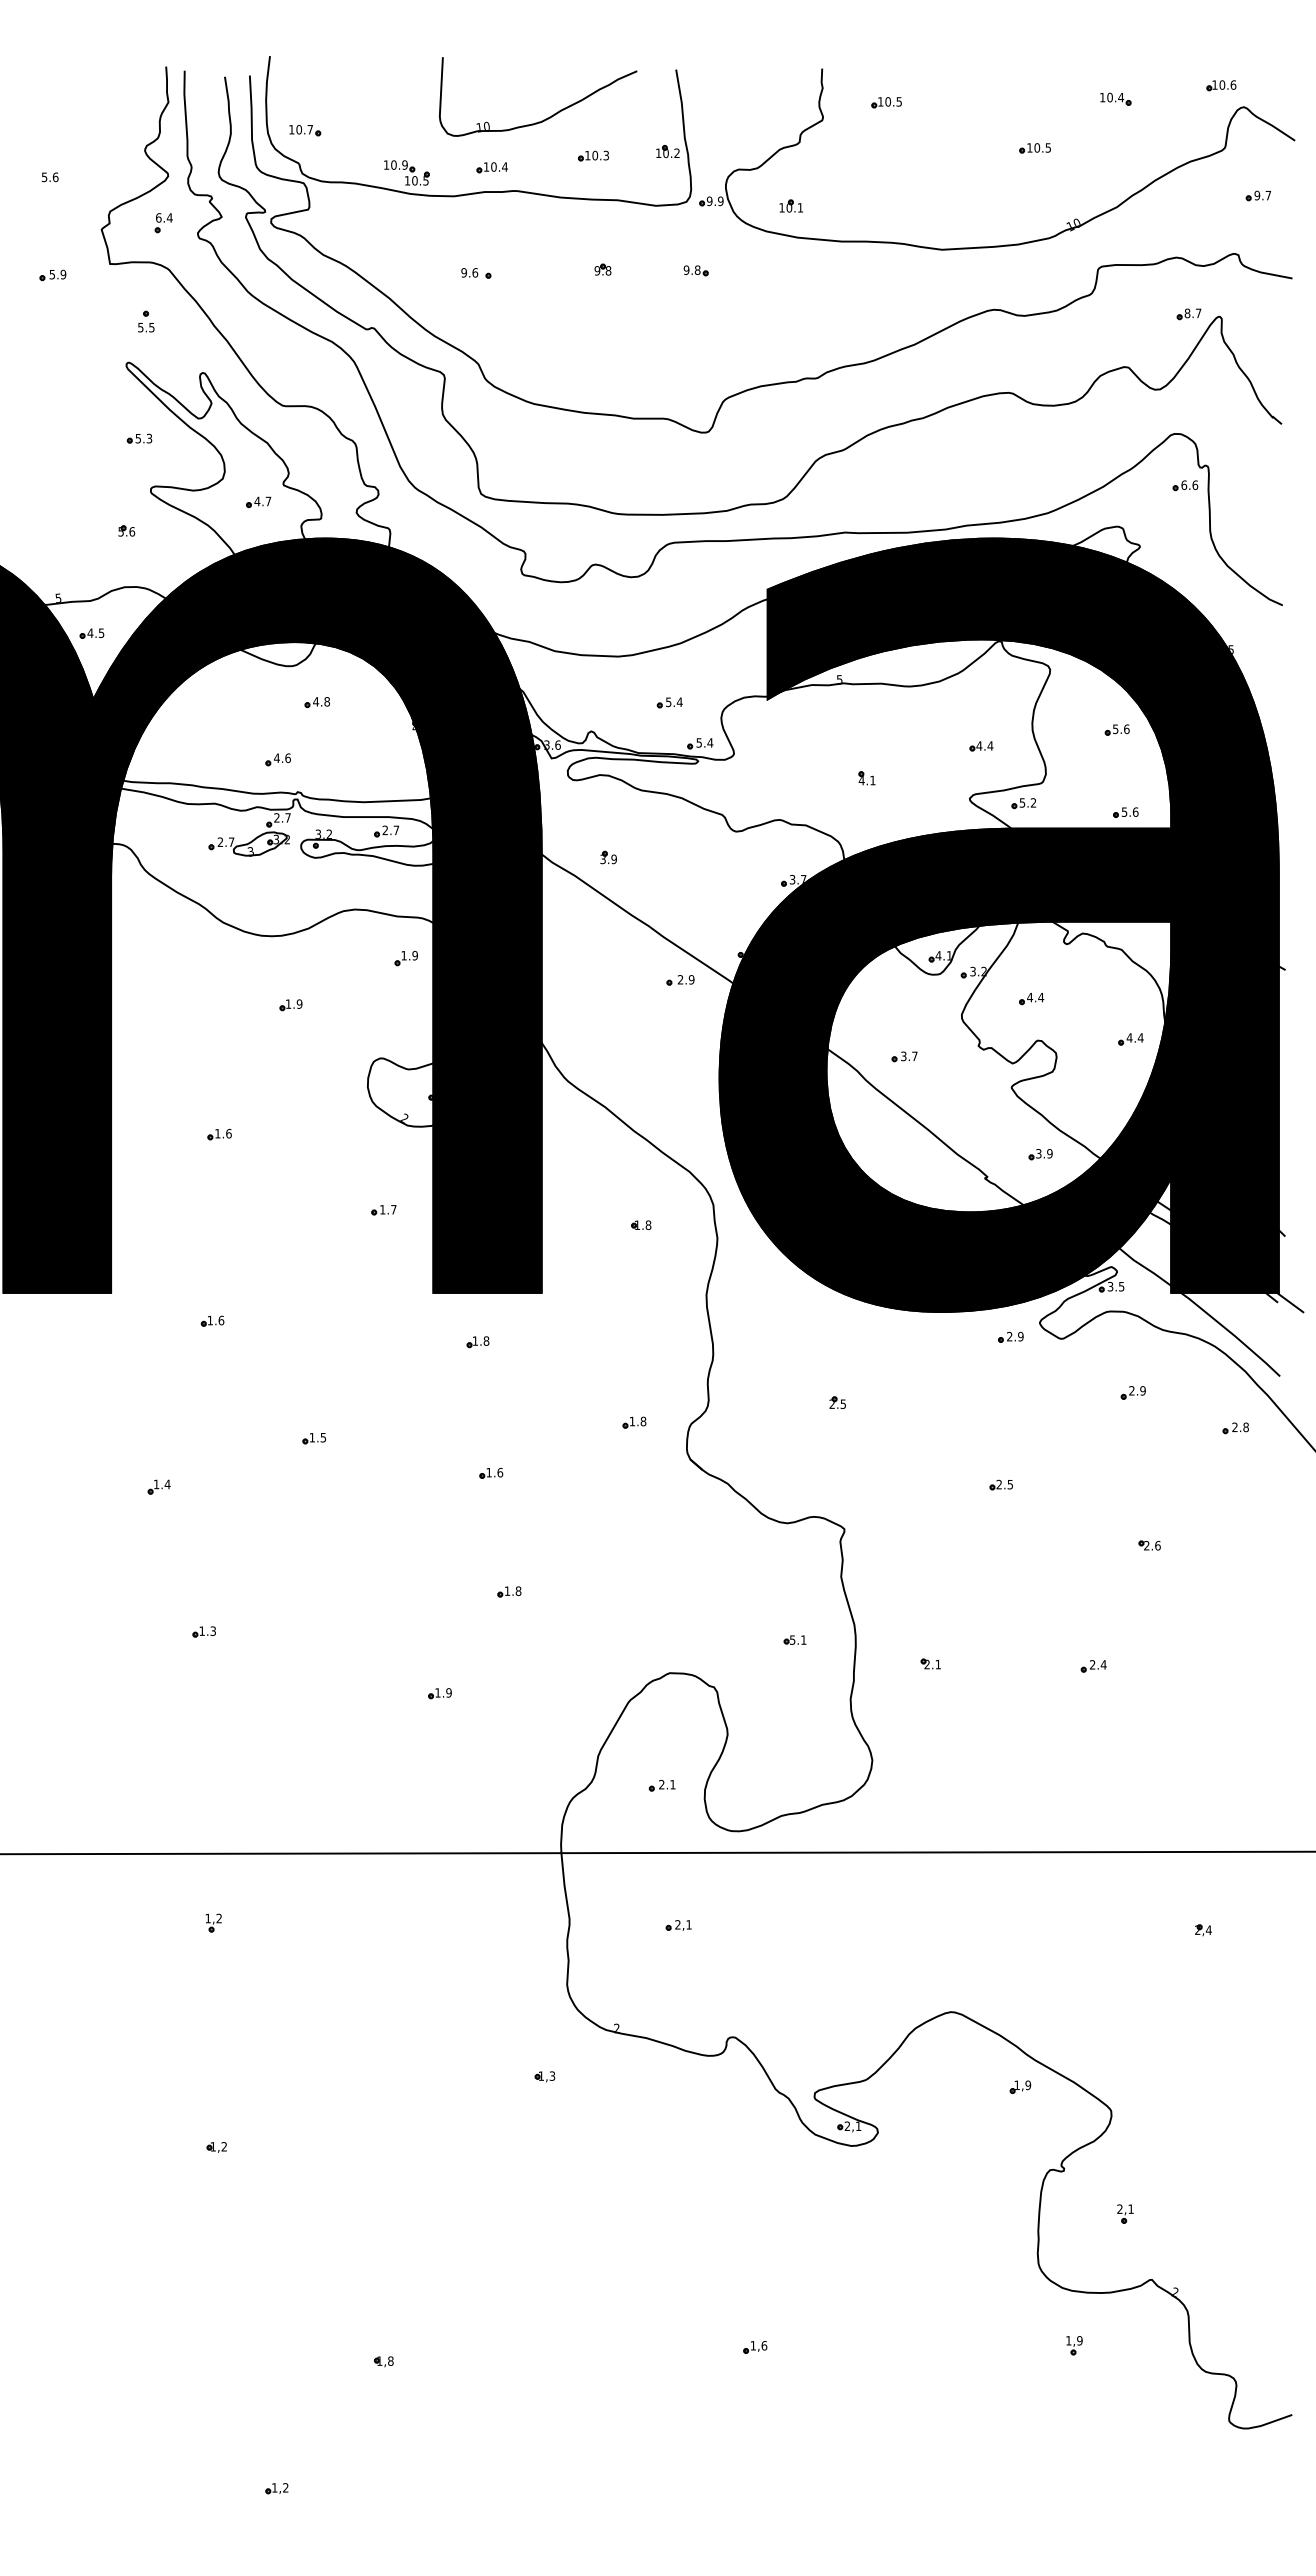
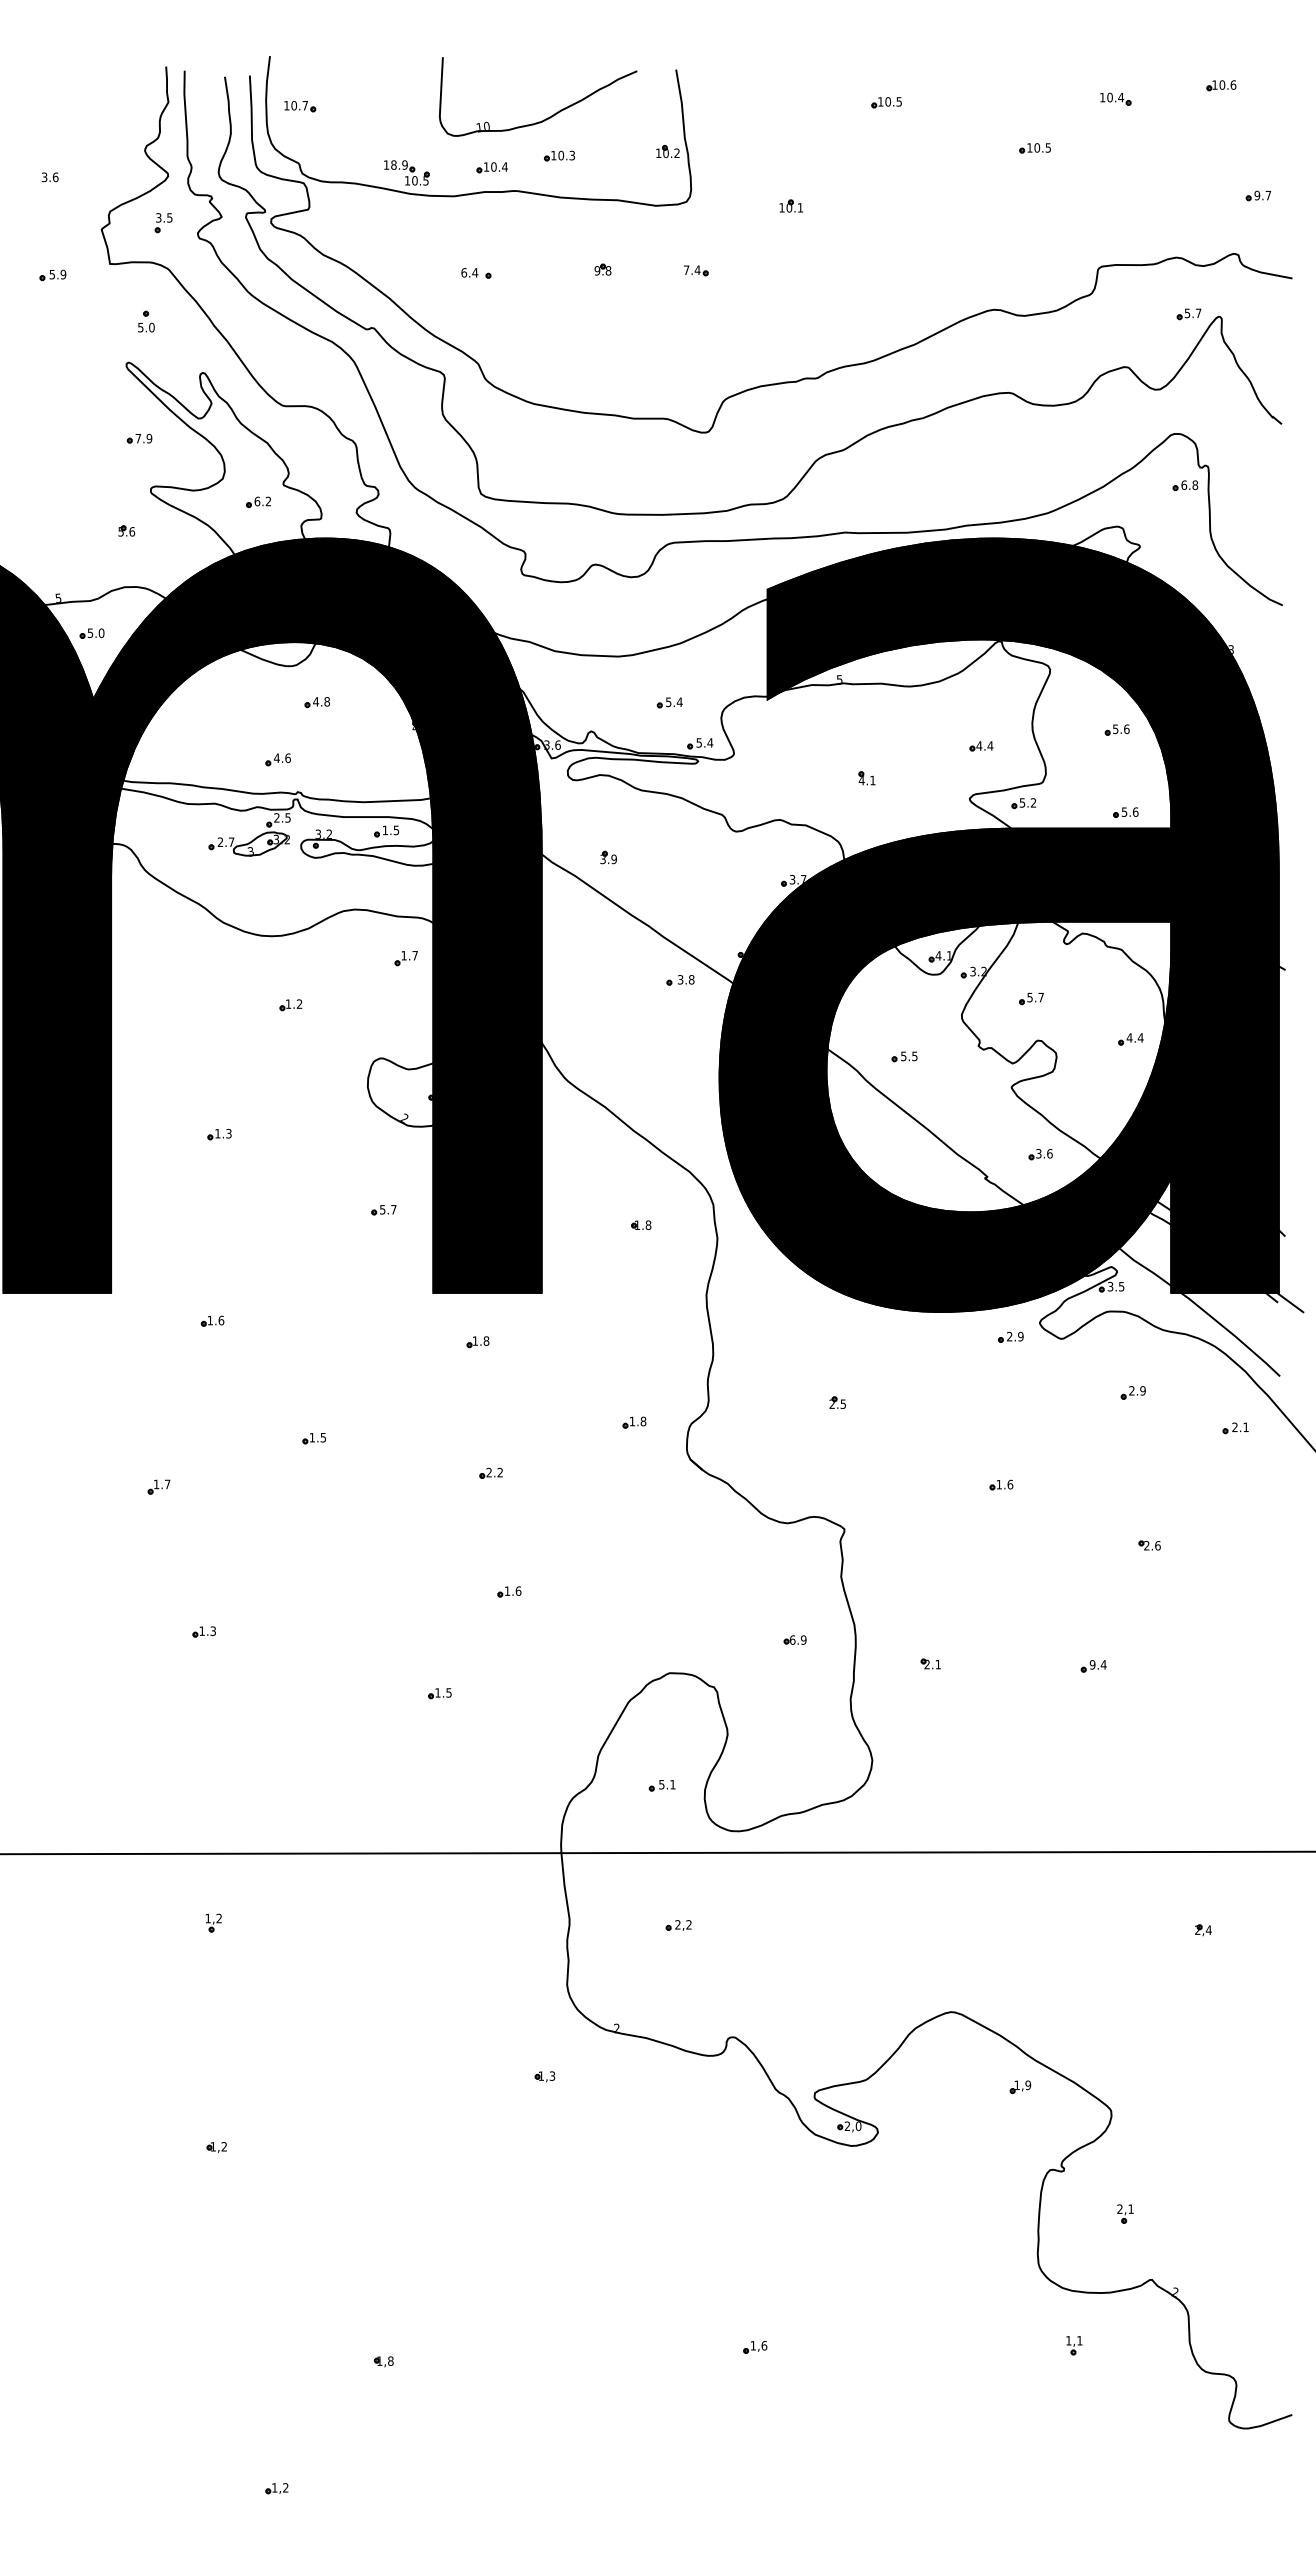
part position: (305, 130) -> (300, 106) (300, 106)
part position: (592, 155) -> (558, 155) (558, 155)
text: 10.9 -> 18.9 (393, 164)
text: 5.6 -> 3.6 (44, 176)
text: 6.4 -> 3.5 (164, 217)
part: present -> none (1005, 244)
text: 9.8 -> 7.4 (691, 269)
text: 9.6 -> 6.4 (469, 272)
text: 8.7 -> 5.7 (1187, 313)
text: 5.5 -> 5.0 (151, 327)
text: 5.3 -> 7.9 (143, 438)
text: 6.6 -> 6.8 (1195, 484)
text: 4.7 -> 6.2 (262, 501)
text: 4.5 -> 5.0 (95, 633)
text: 6.5 -> 5.3 (1230, 649)
text: 2.7 -> 2.5 (287, 817)
text: 2.7 -> 1.5 (390, 830)
text: 1.9 -> 1.7 (414, 955)
text: 2.9 -> 3.8 (685, 979)
text: 4.4 -> 5.7 (1035, 997)
text: 1.9 -> 1.2 (299, 1003)
text: 3.7 -> 5.5 (909, 1056)
text: 1.6 -> 1.3 (228, 1133)
text: 3.9 -> 3.6 (1049, 1153)
text: 1.7 -> 5.7 (382, 1209)
text: 2.8 -> 2.1 (1245, 1427)
text: 1.6 -> 2.2 (494, 1472)
text: 1.4 -> 1.7 (167, 1484)
text: 2.5 -> 1.6 (1004, 1484)
text: 1.8 -> 1.6 (518, 1590)
text: 5.1 -> 6.9 (797, 1639)
text: 2.4 -> 9.4 (1092, 1664)
text: 1.9 -> 1.5 (448, 1692)
text: 2.1 -> 5.1 (661, 1784)
text: 2,1 -> 2,2 (688, 1924)
text: 2,1 -> 2,0 (858, 2126)
text: 1,9 -> 1,1 (1079, 2340)
